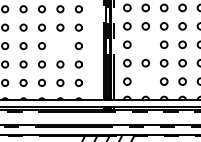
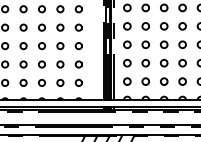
circle: none -> present (145, 44)
circle: none -> present (60, 46)
circle: none -> present (145, 81)
